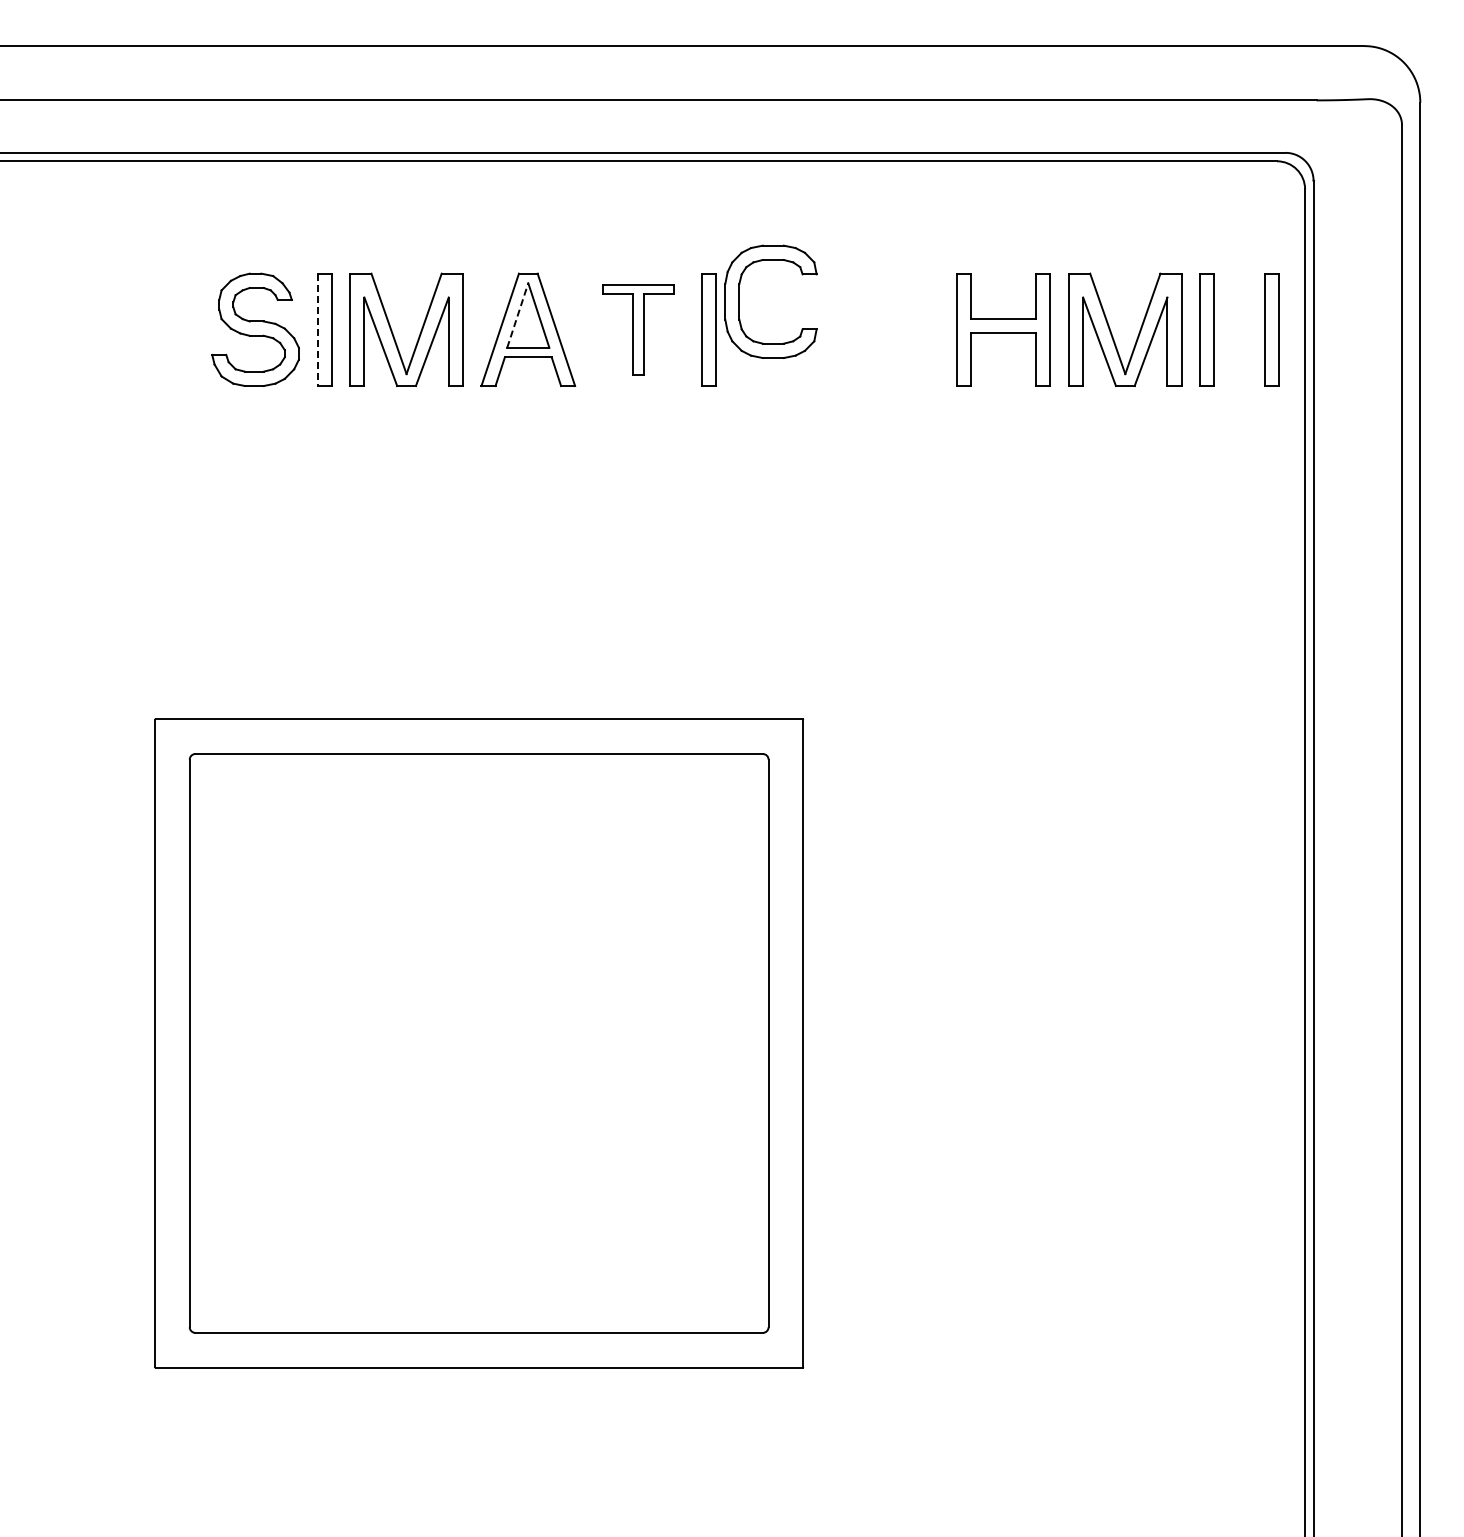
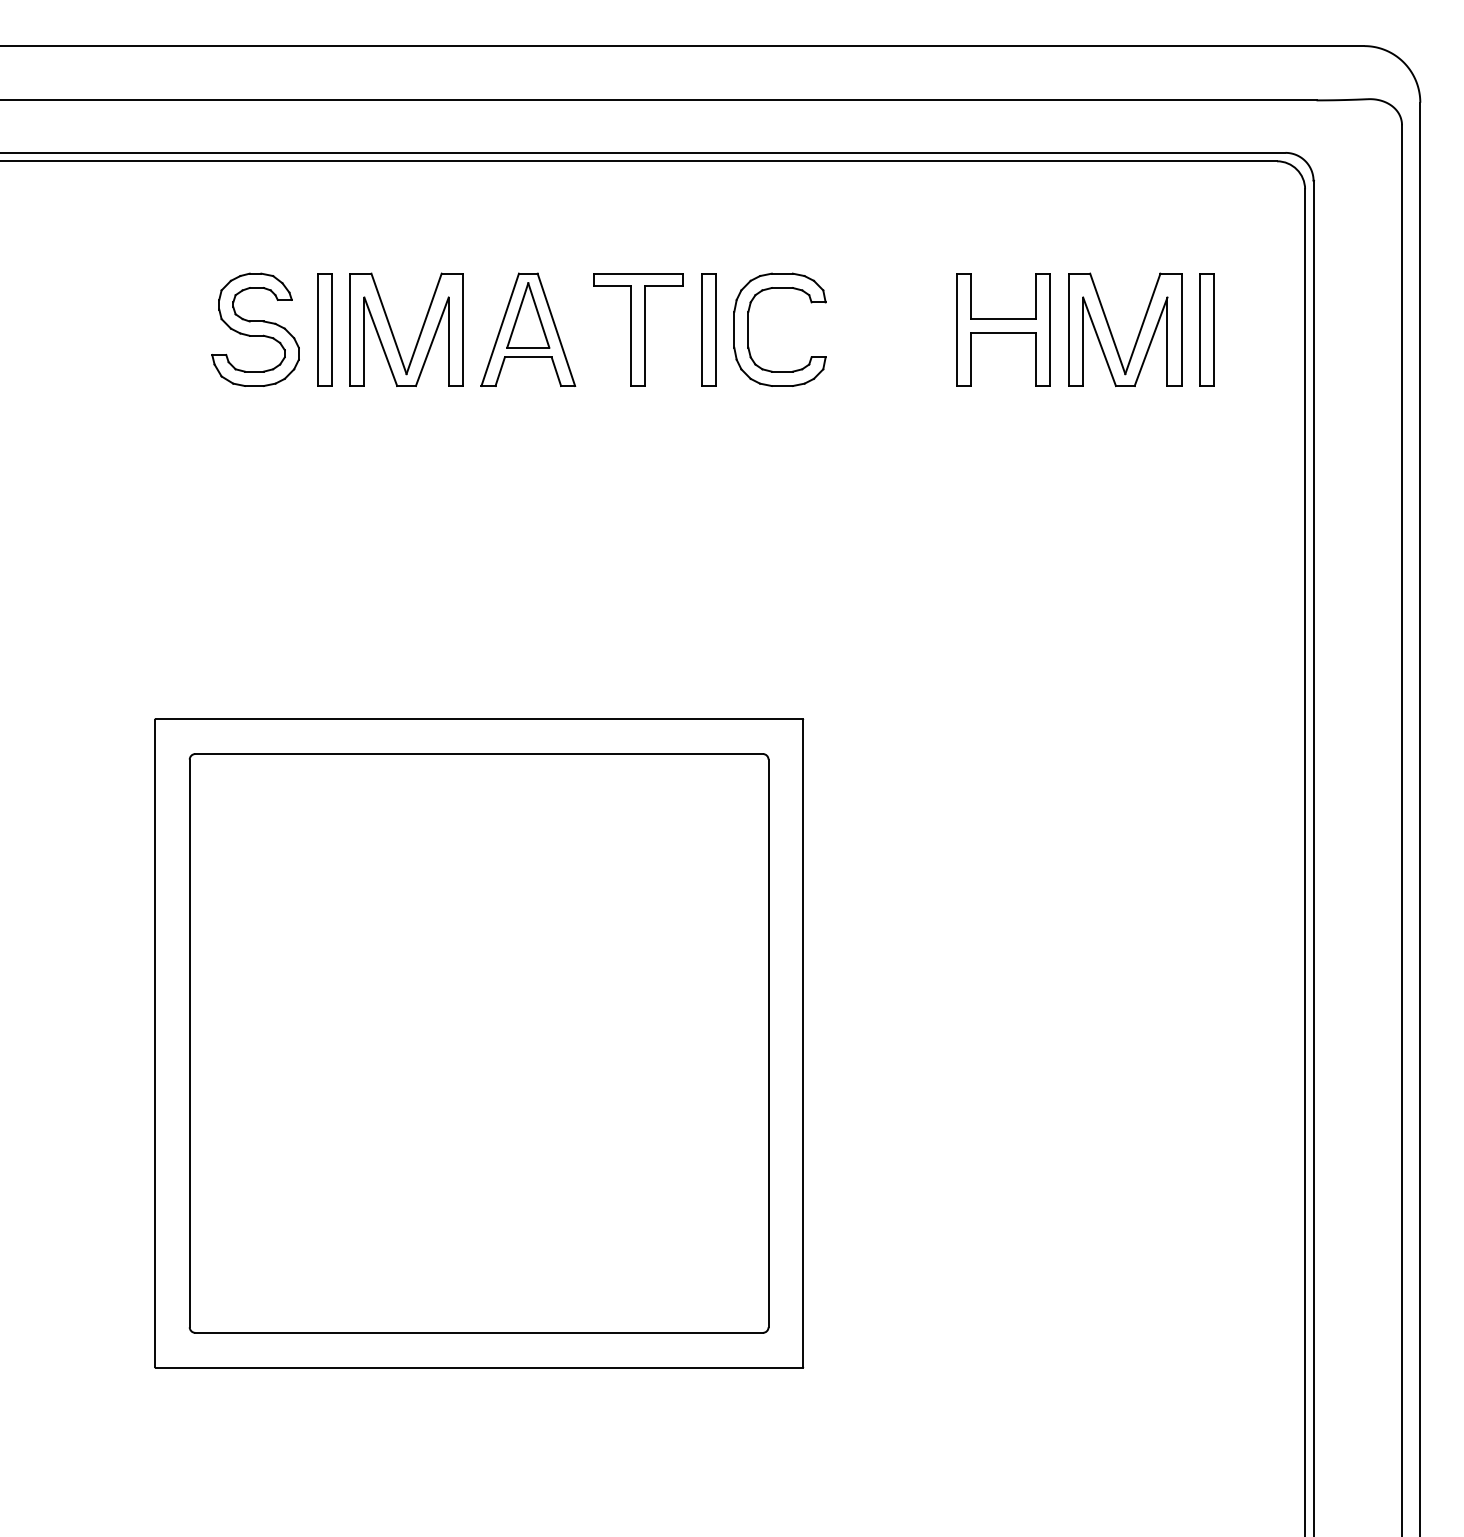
part position: (739, 301) -> (748, 329) (748, 329)
line: dashed -> solid (517, 315)
part size: 73x92 px -> 91x114 px (638, 329)
part: present -> none (1271, 329)
line: dashed -> solid (317, 330)
